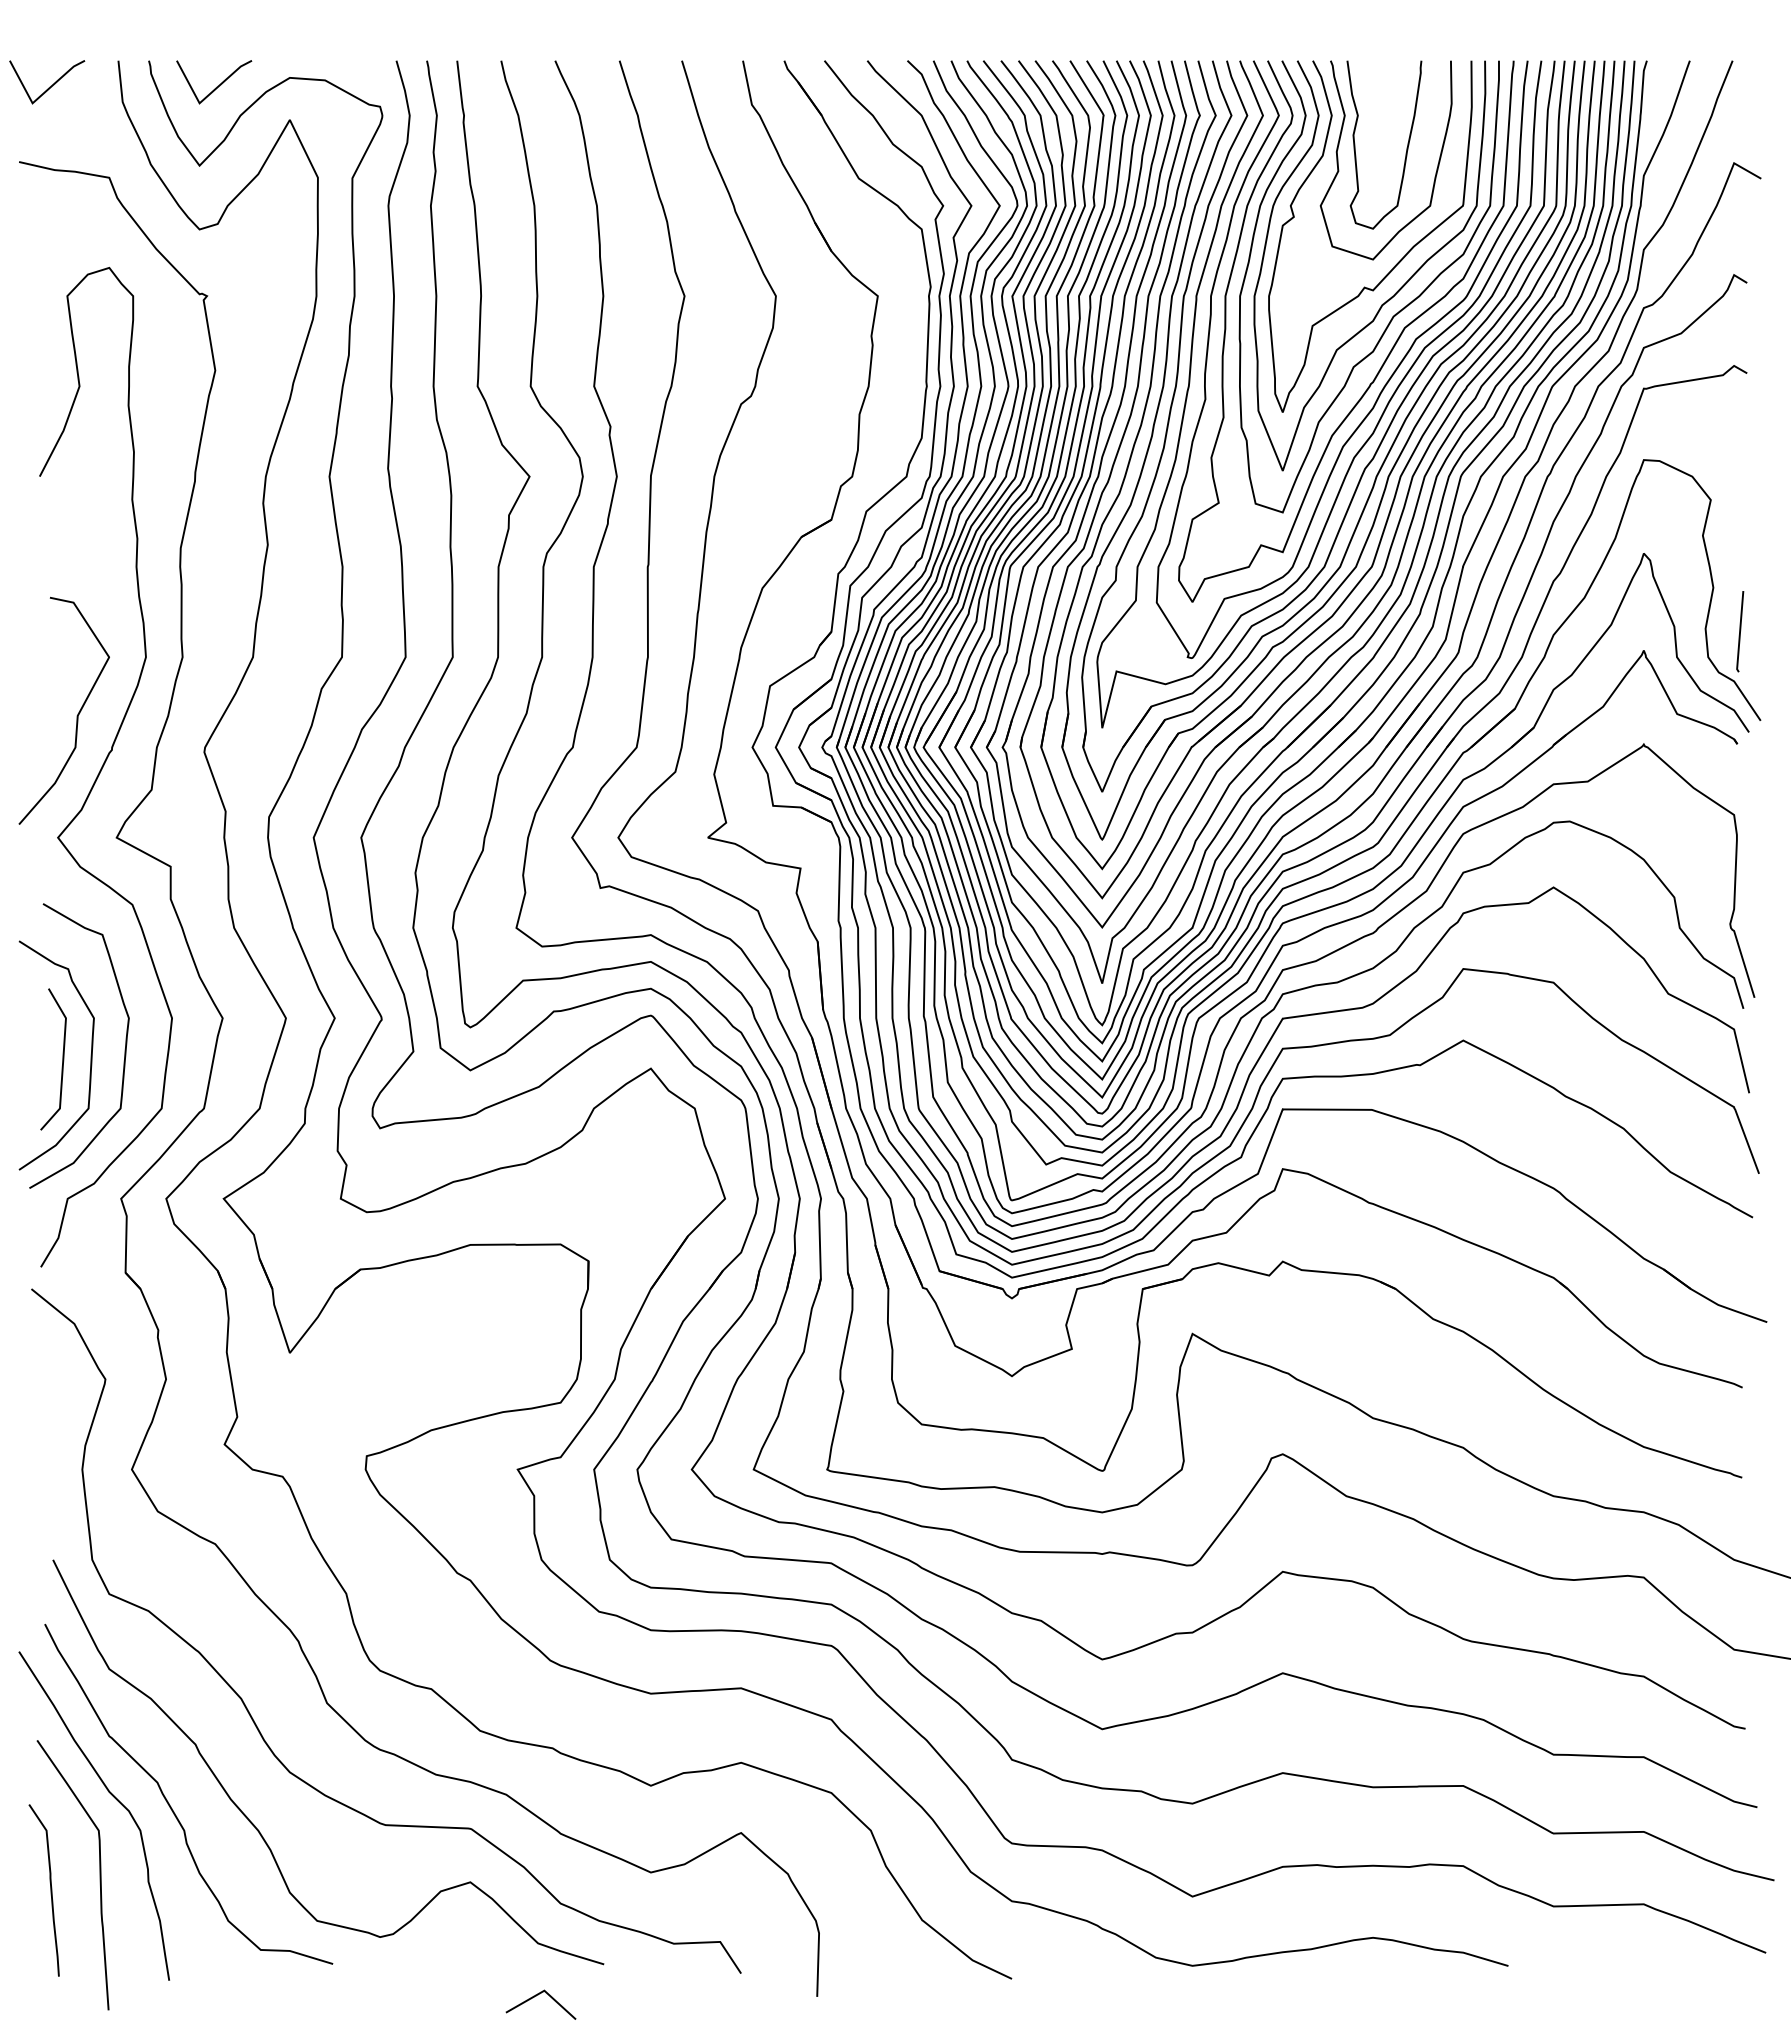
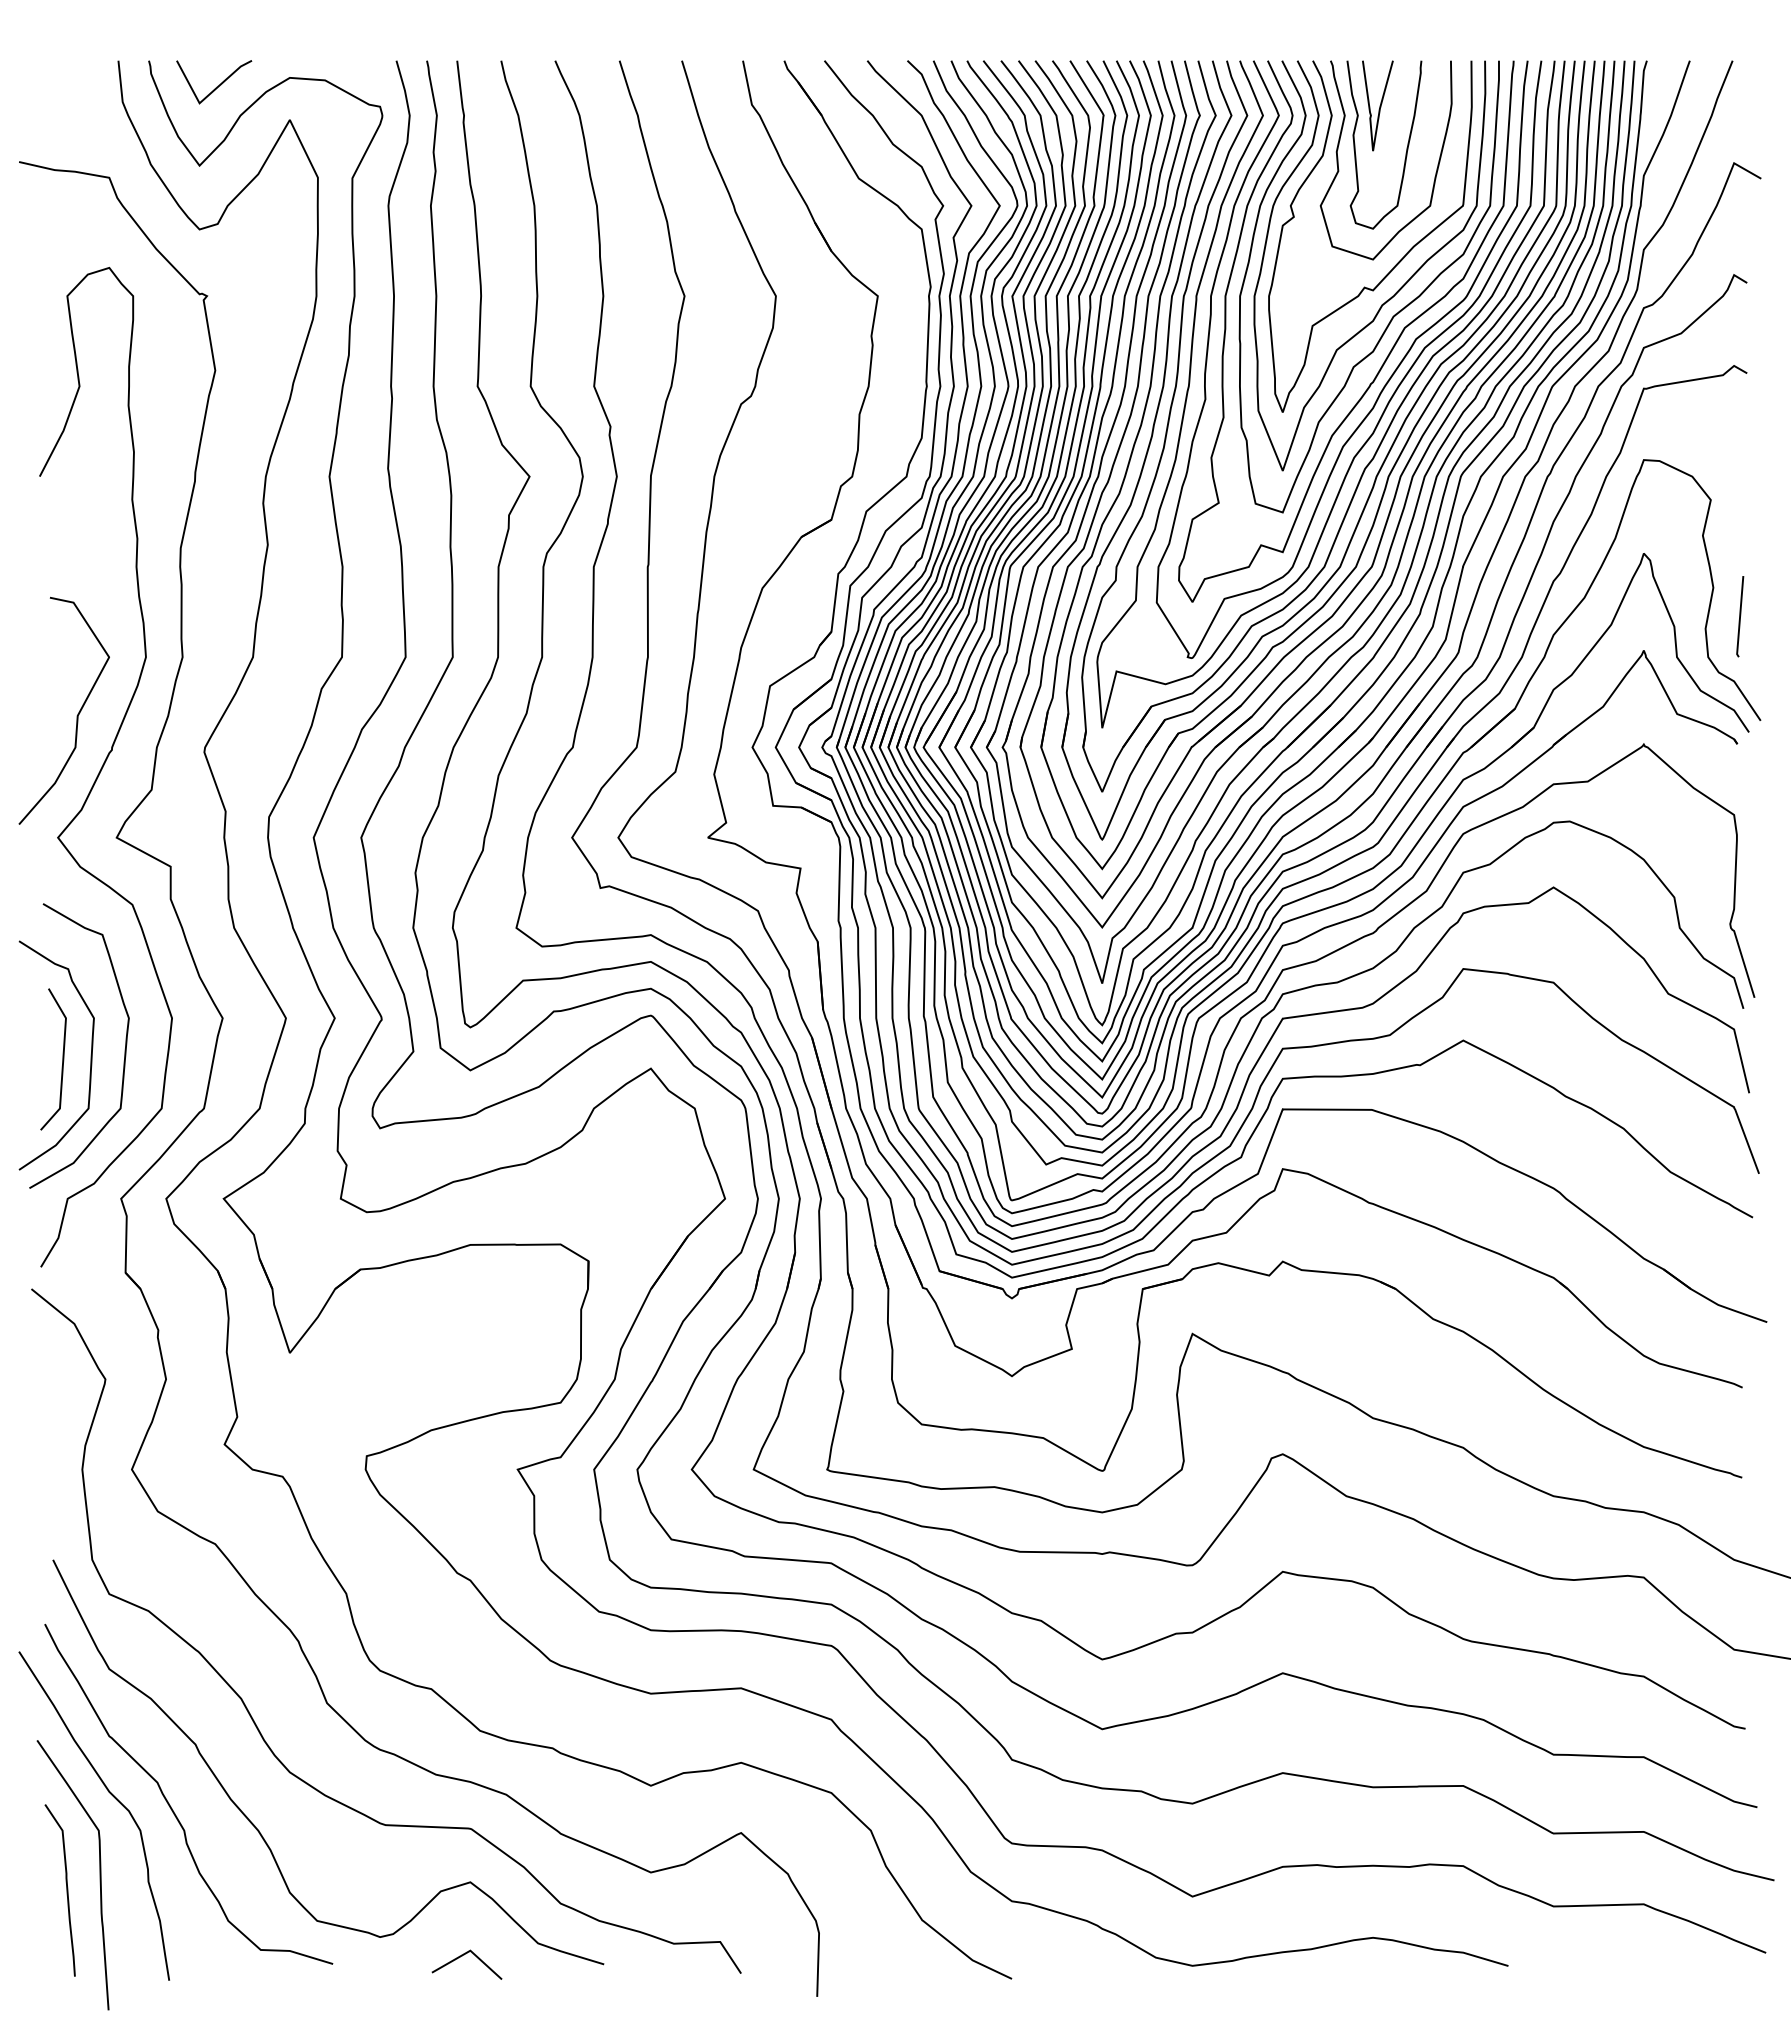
line: present -> none (49, 86)
curve: none -> present (1379, 105)
line position: (1740, 631) -> (1740, 616) (1740, 616)
curve position: (50, 1890) -> (66, 1890) (66, 1890)
line position: (536, 1996) -> (462, 1956) (462, 1956)
